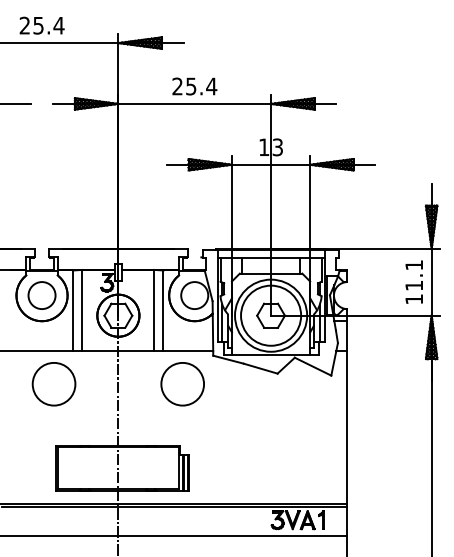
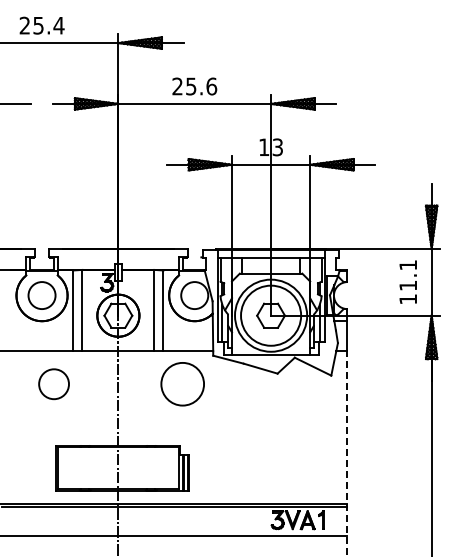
text: 25.4 -> 25.6 (211, 86)
text position: (413, 281) -> (407, 281) (407, 281)
circle diameter: 43 px -> 30 px (54, 384)
line: solid -> dashed (347, 453)
